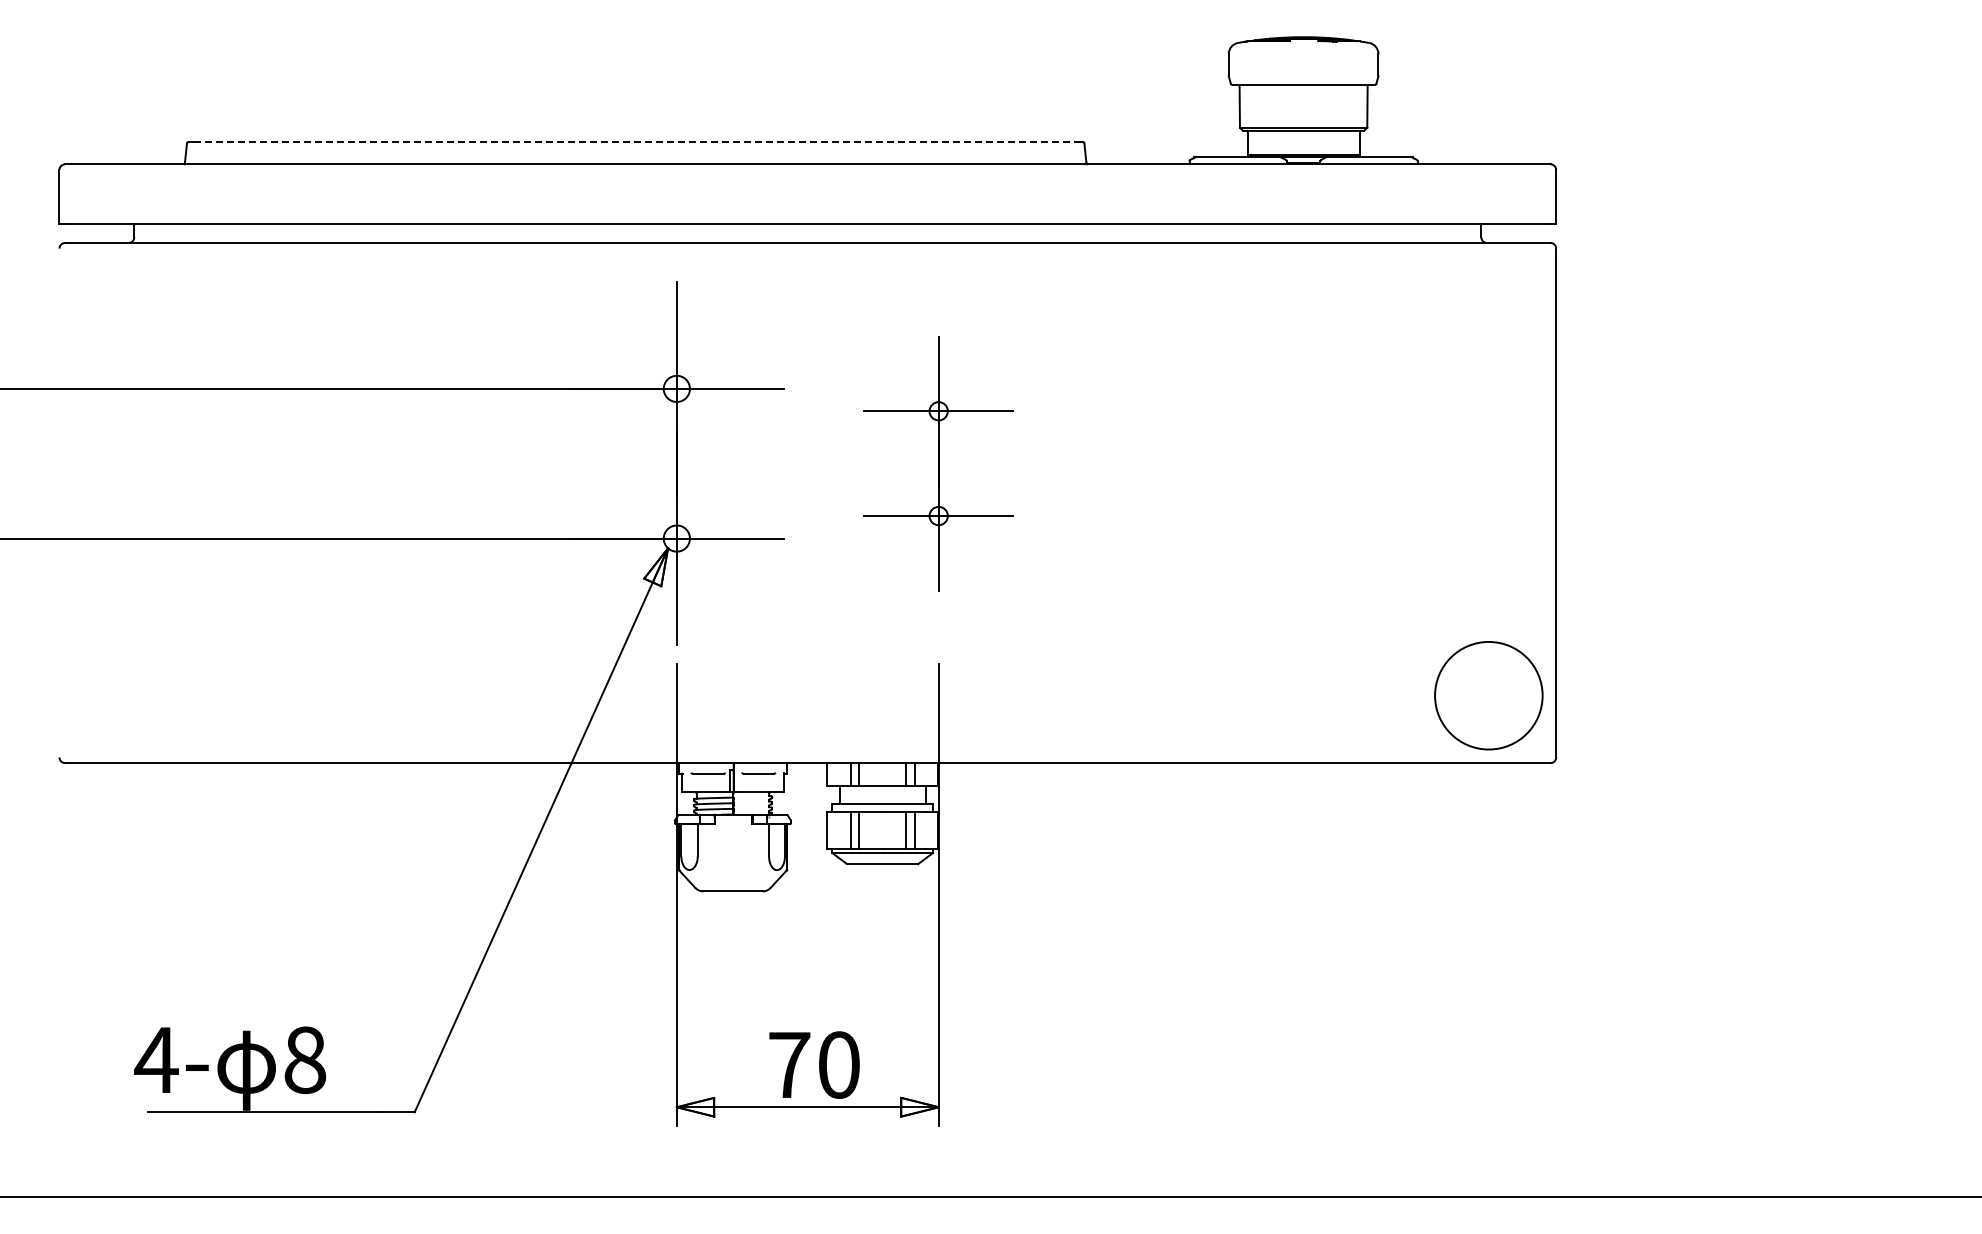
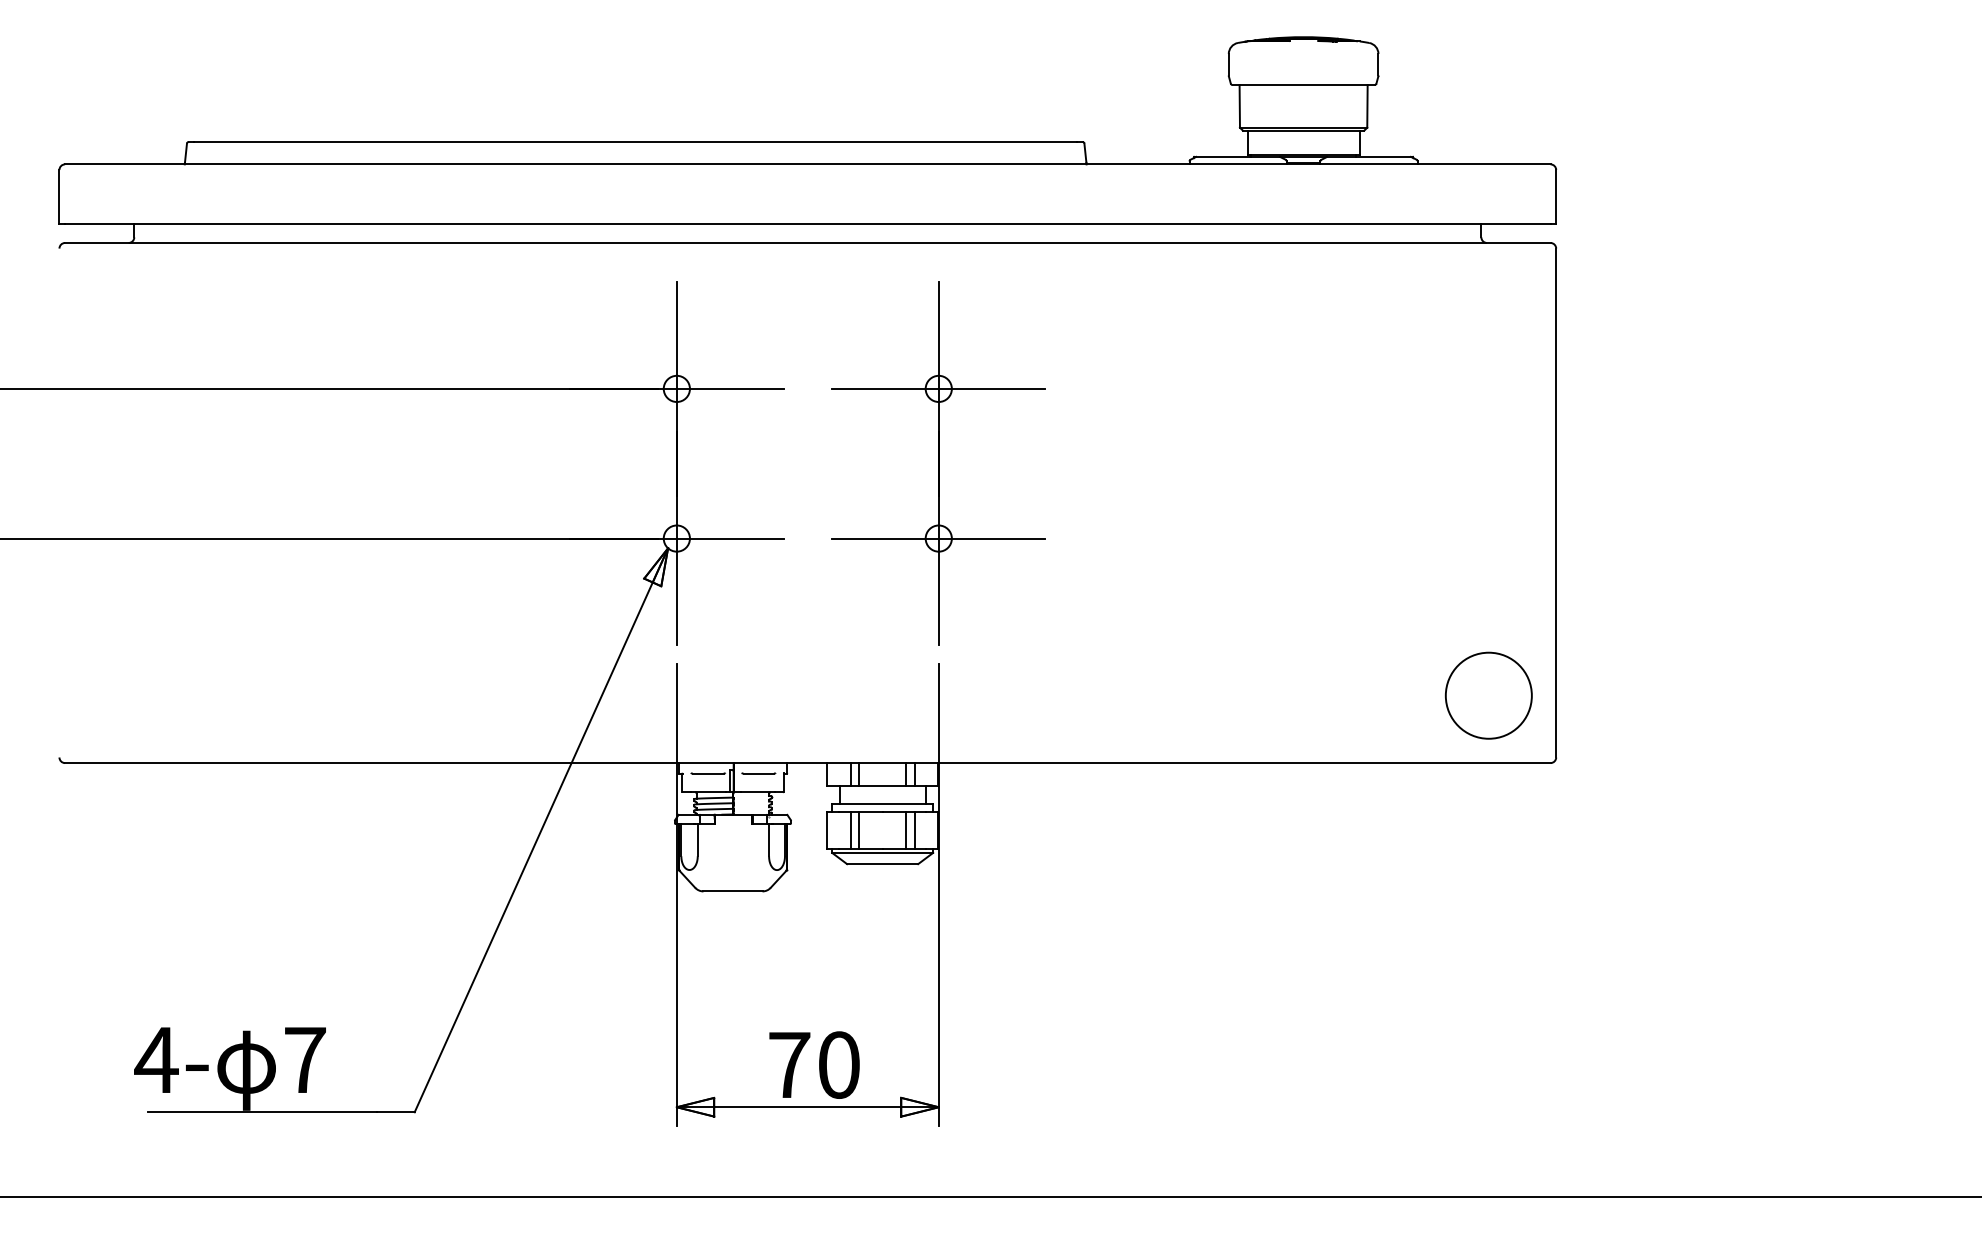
line: dashed -> solid (635, 141)
part size: 151x256 px -> 215x365 px (938, 463)
circle diameter: 108 px -> 86 px (1488, 695)
text: 8 -> 7 (305, 1059)
